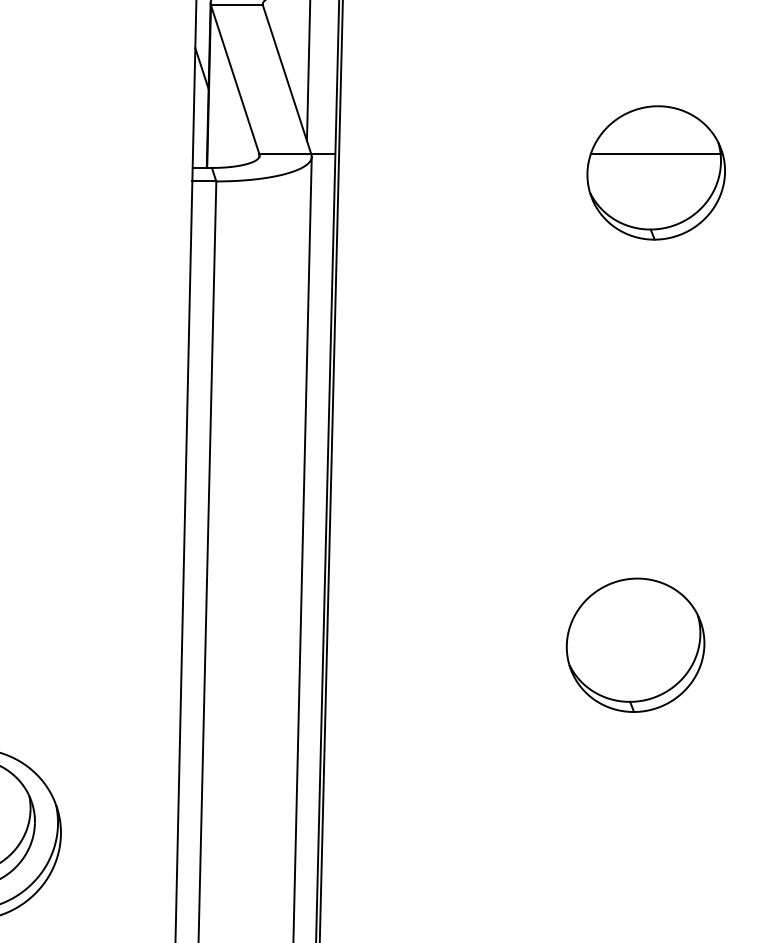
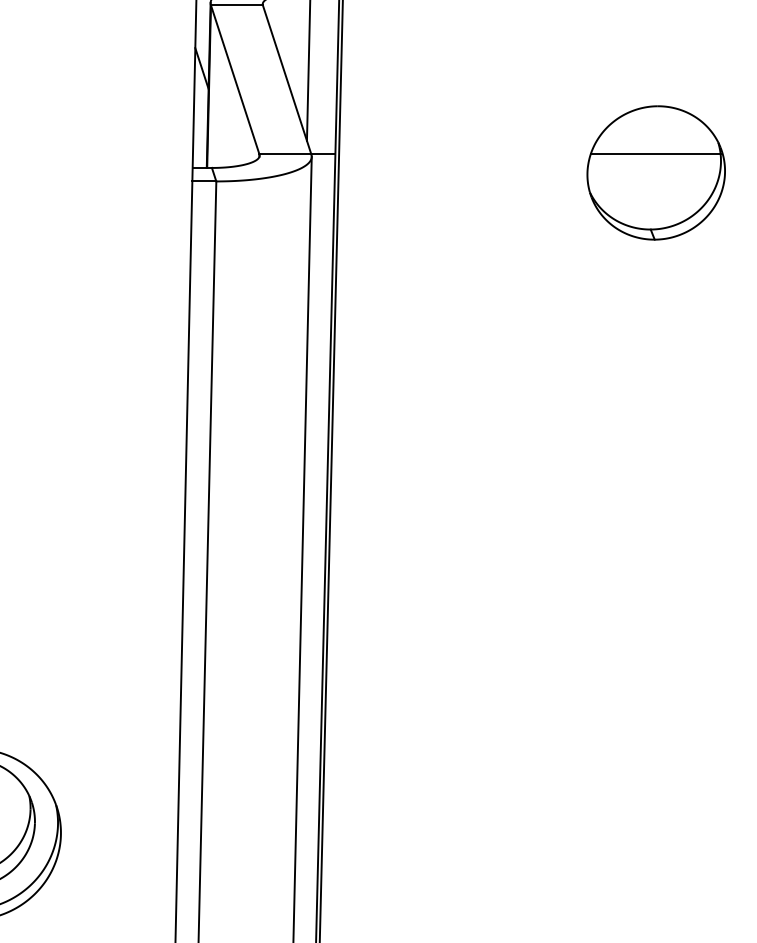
part: present -> none (635, 644)
